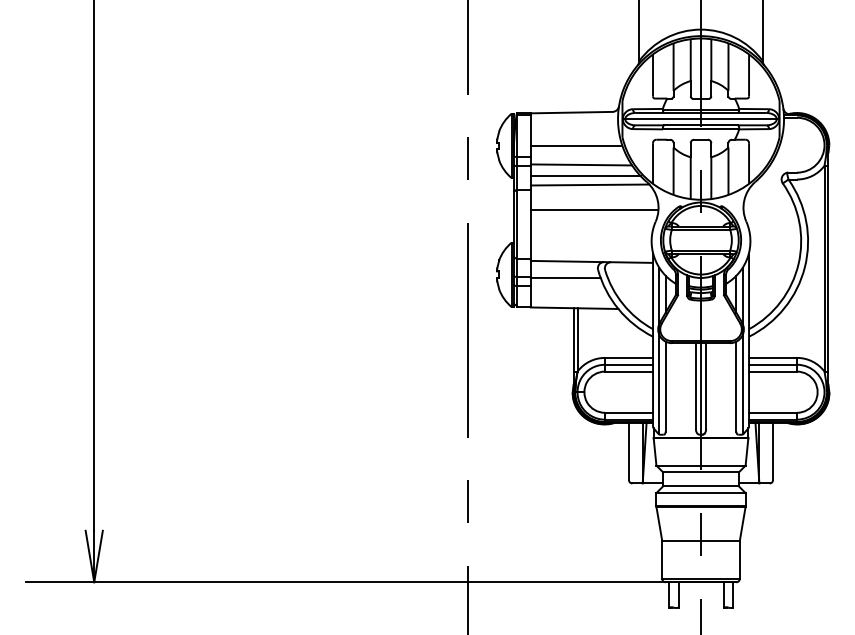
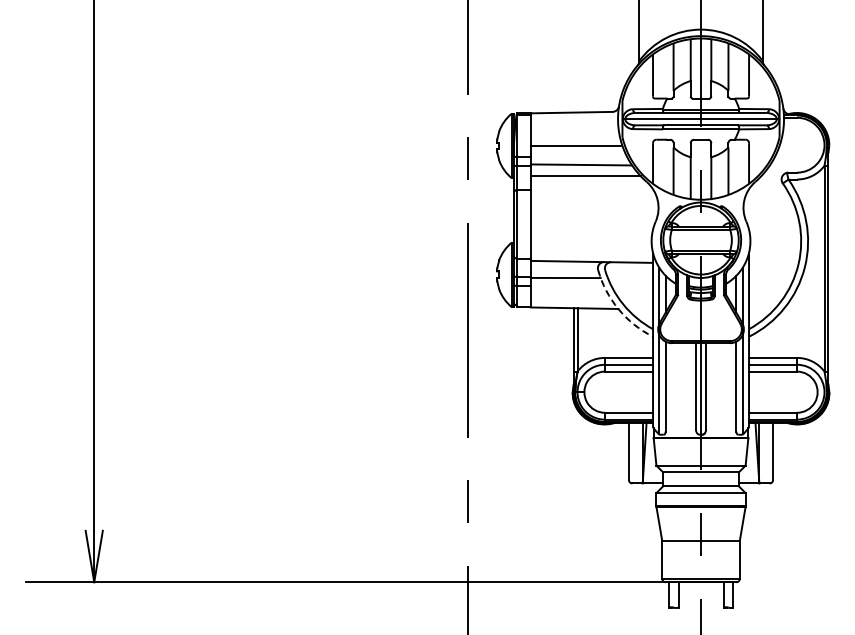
line: present -> none (589, 184)
line: present -> none (594, 210)
arc: solid -> dashed (618, 309)
